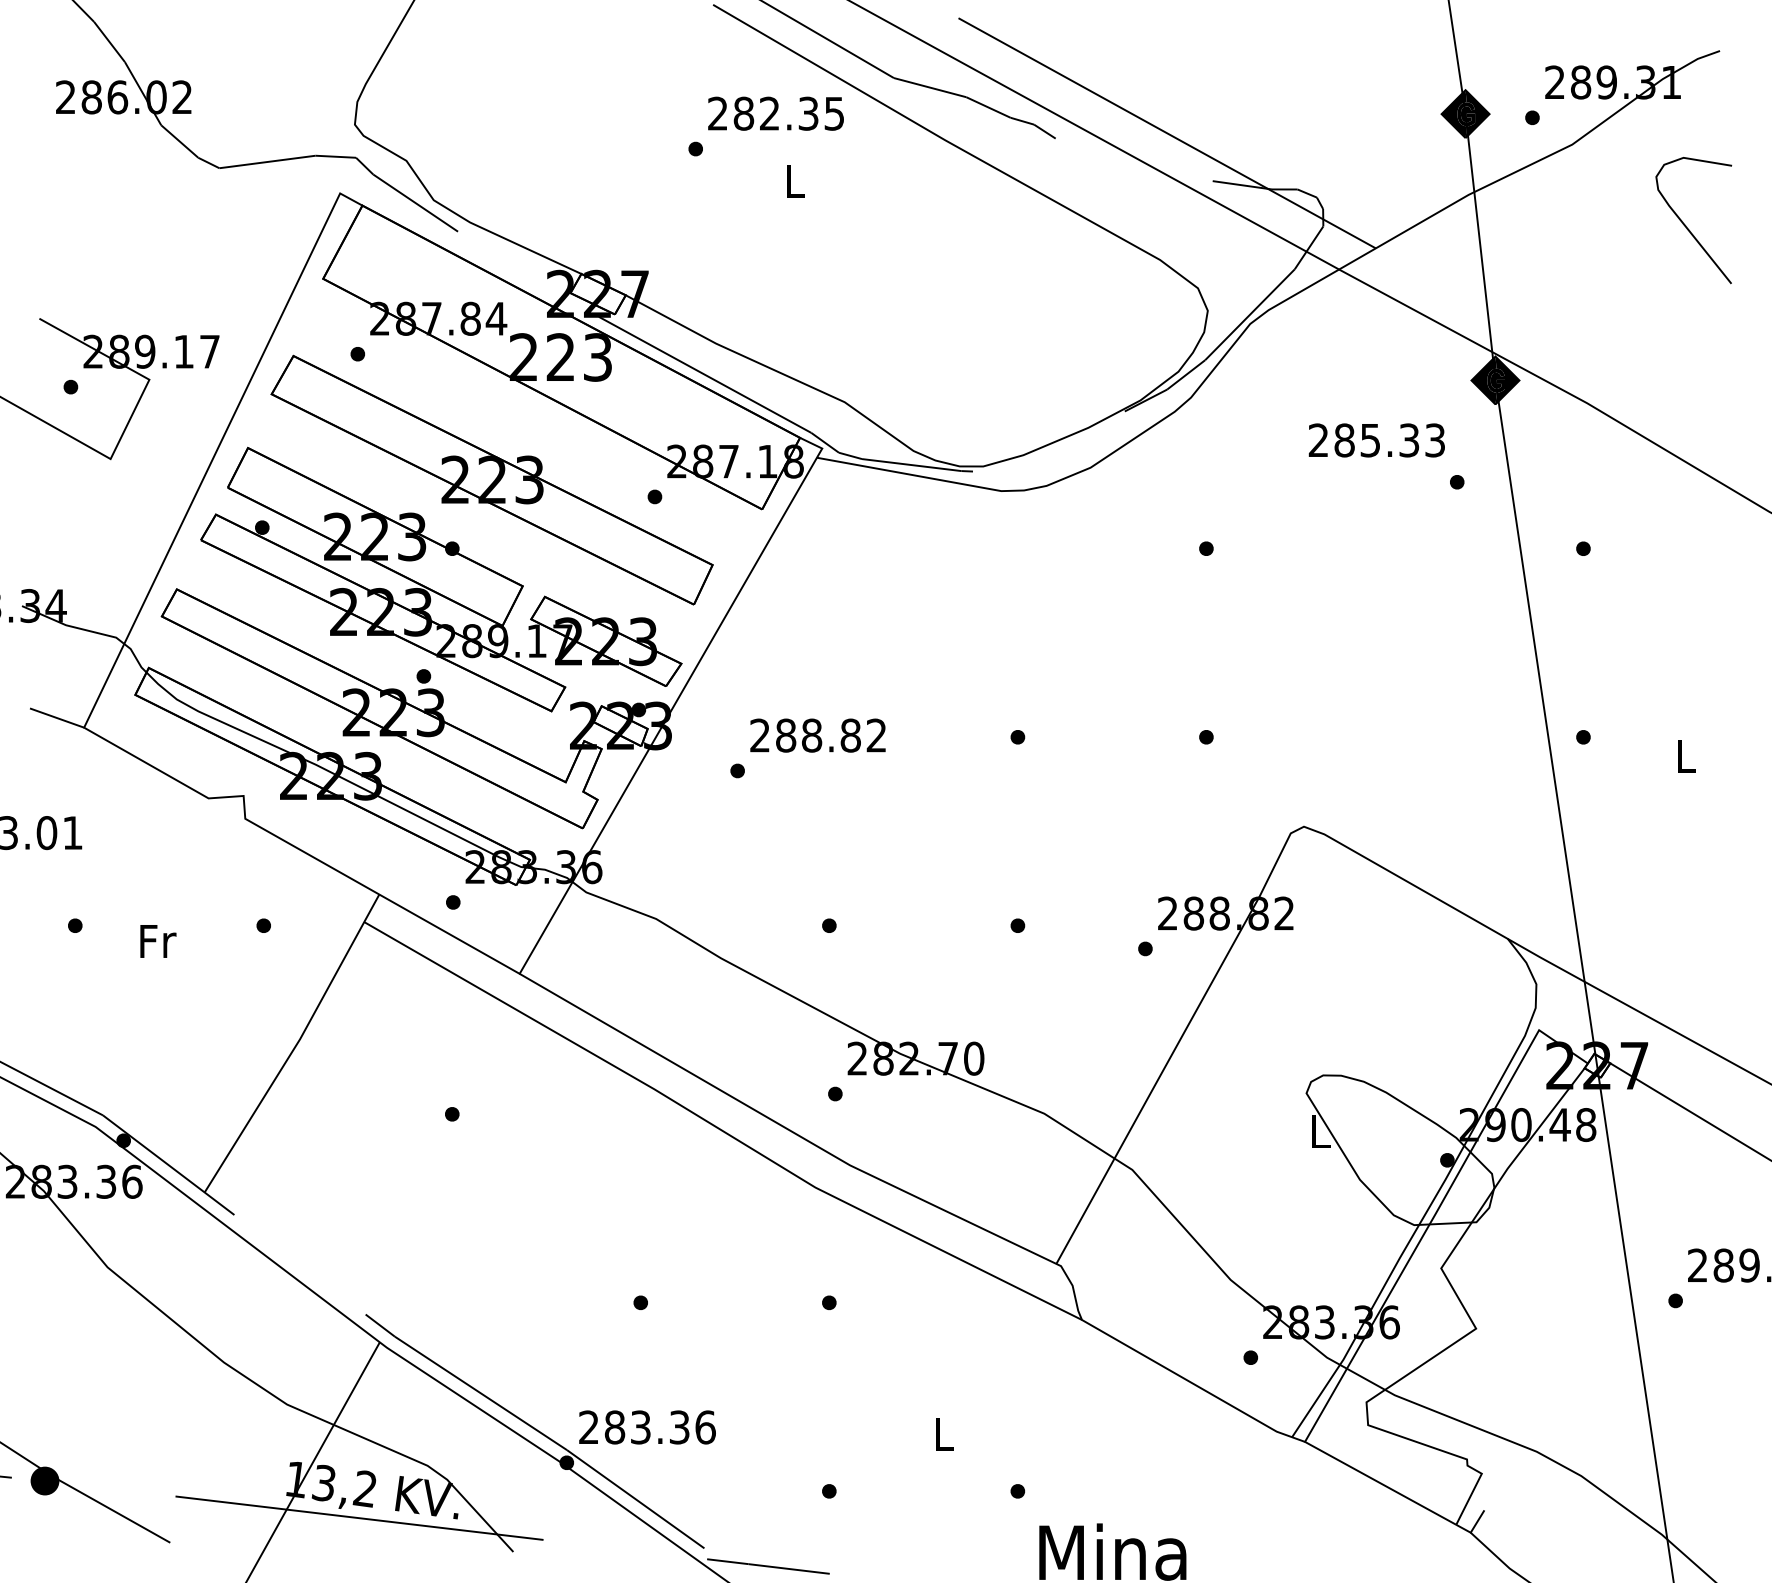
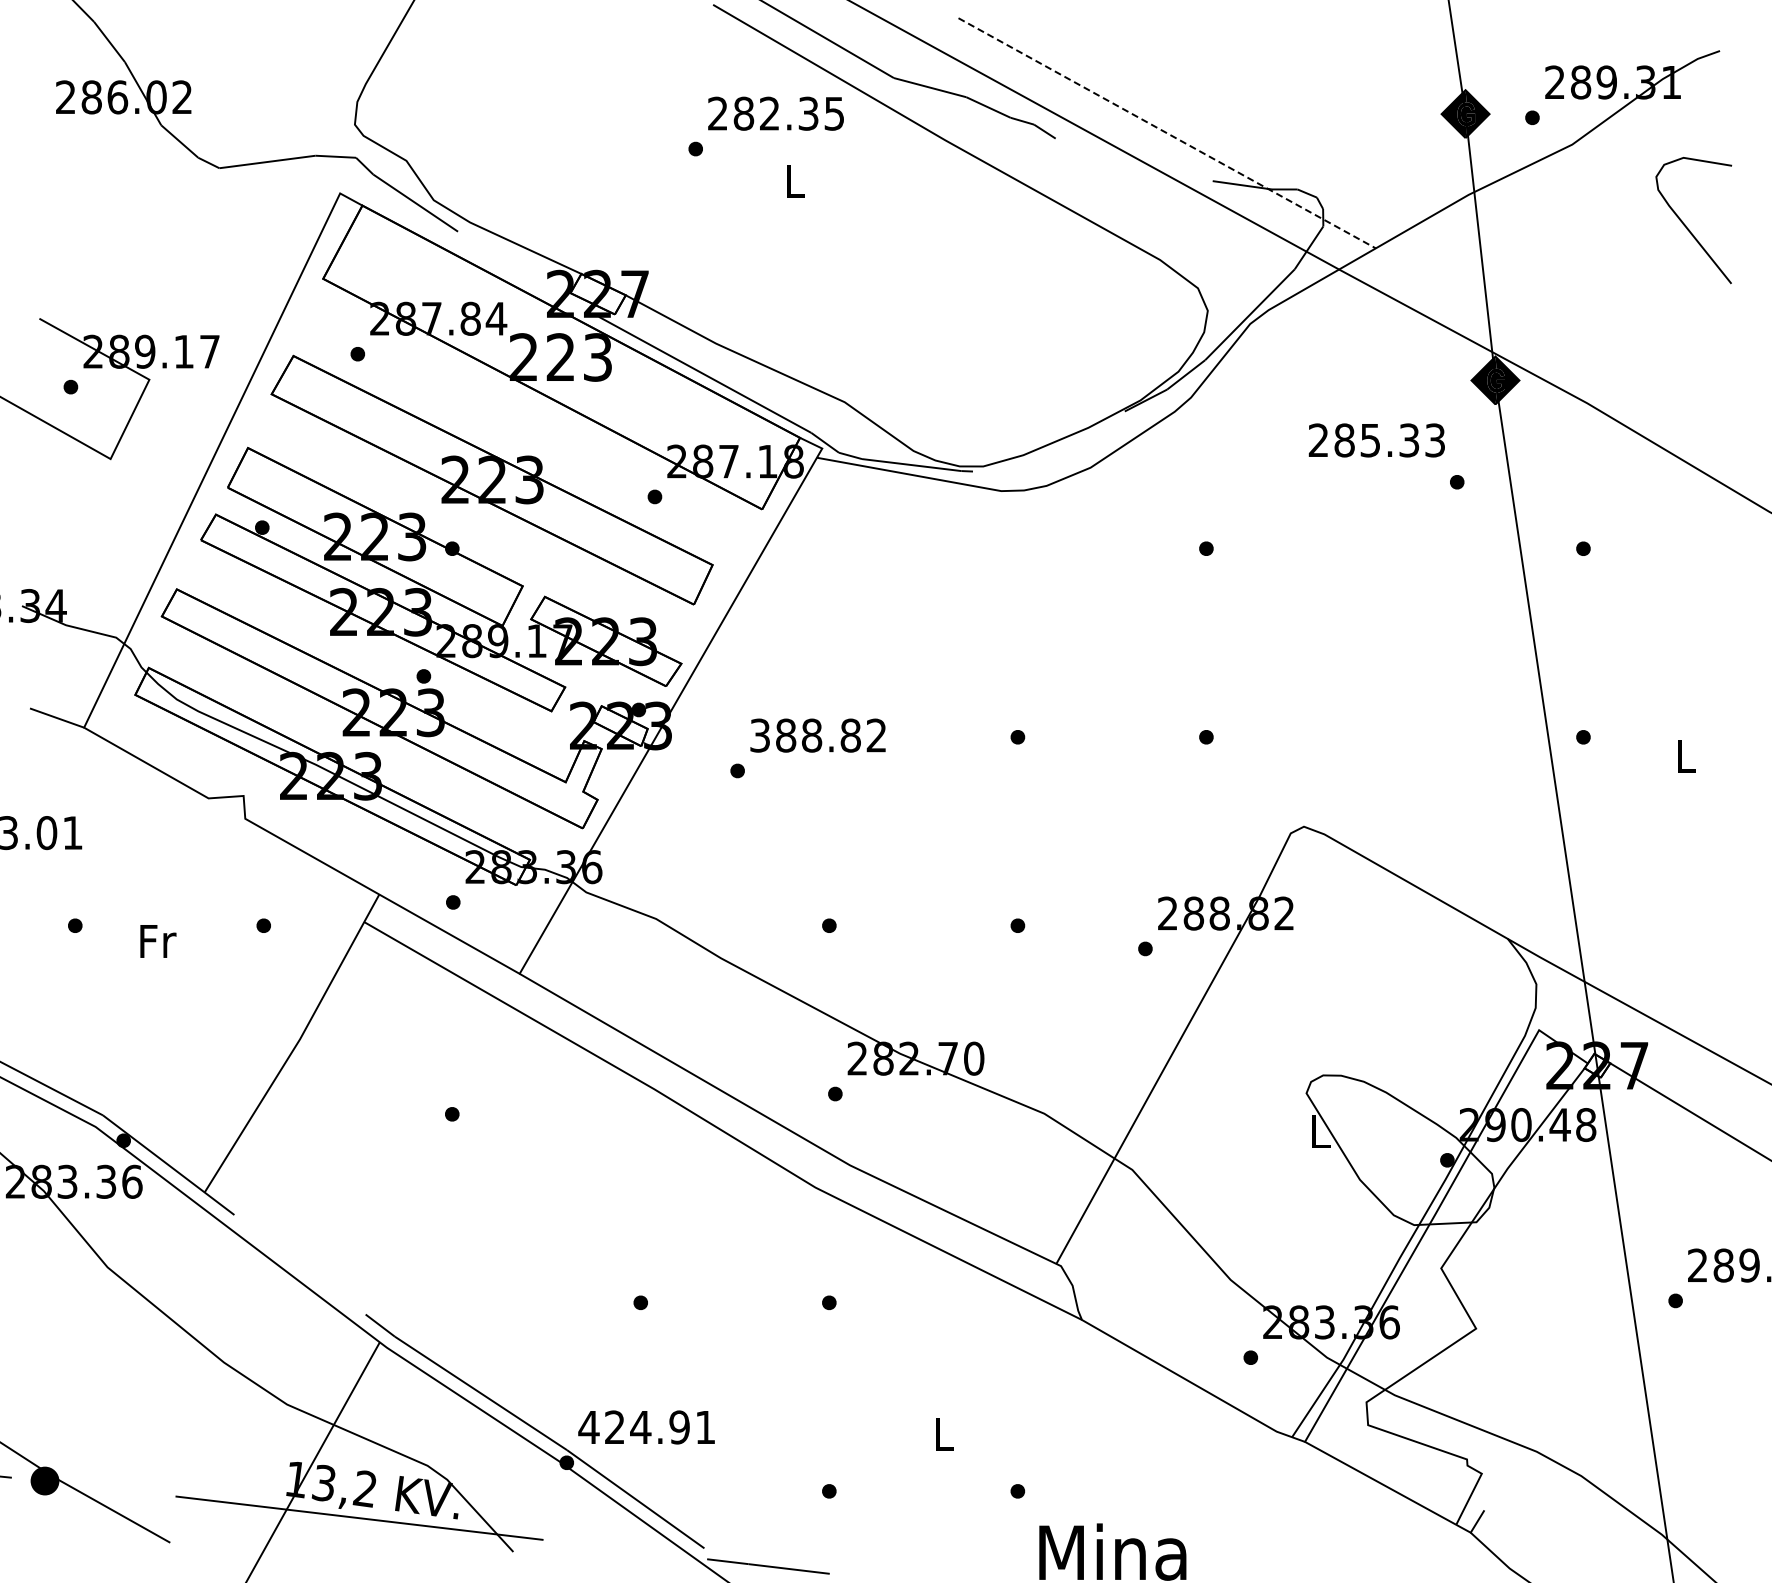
line: solid -> dashed (1167, 133)
text: 288.82 -> 388.82 (759, 735)
text: 283.36 -> 424.91 (646, 1427)
